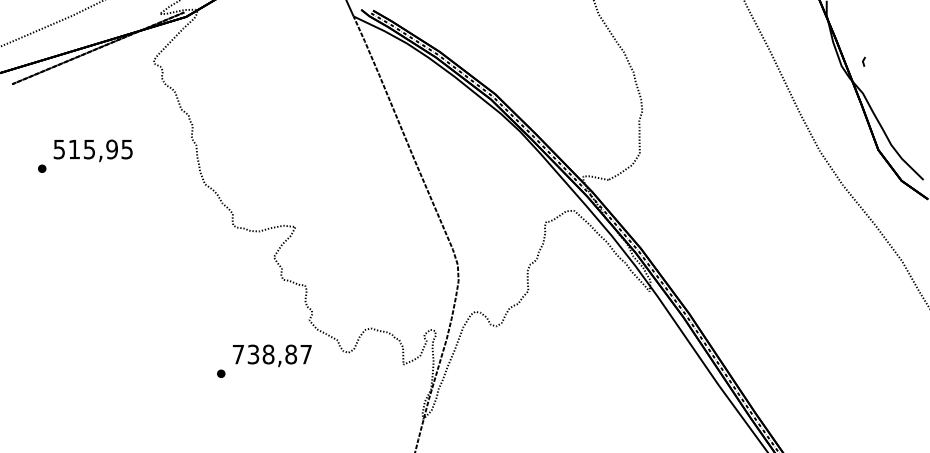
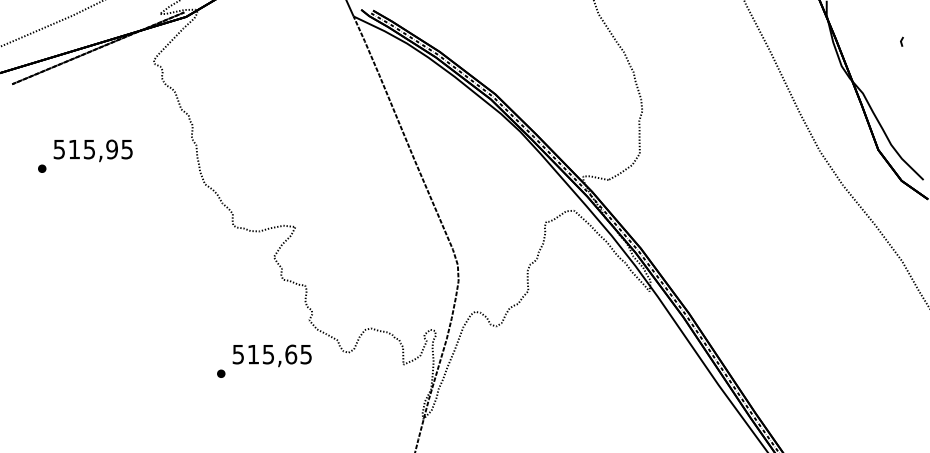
line position: (863, 61) -> (901, 41) (901, 41)
text: 738,87 -> 515,65 (271, 354)
